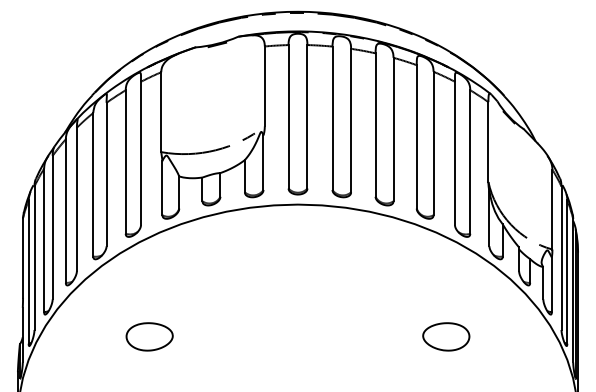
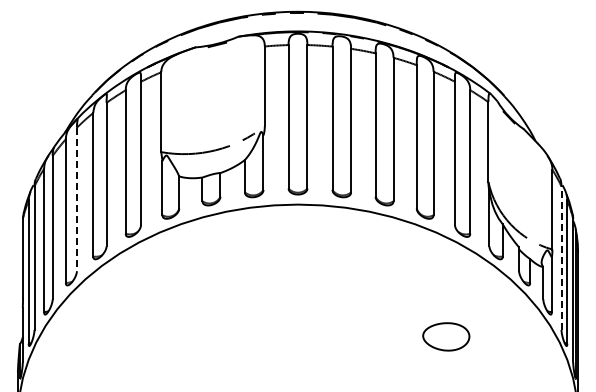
line: solid -> dashed (76, 199)
line: solid -> dashed (561, 258)
part: present -> none (149, 336)
